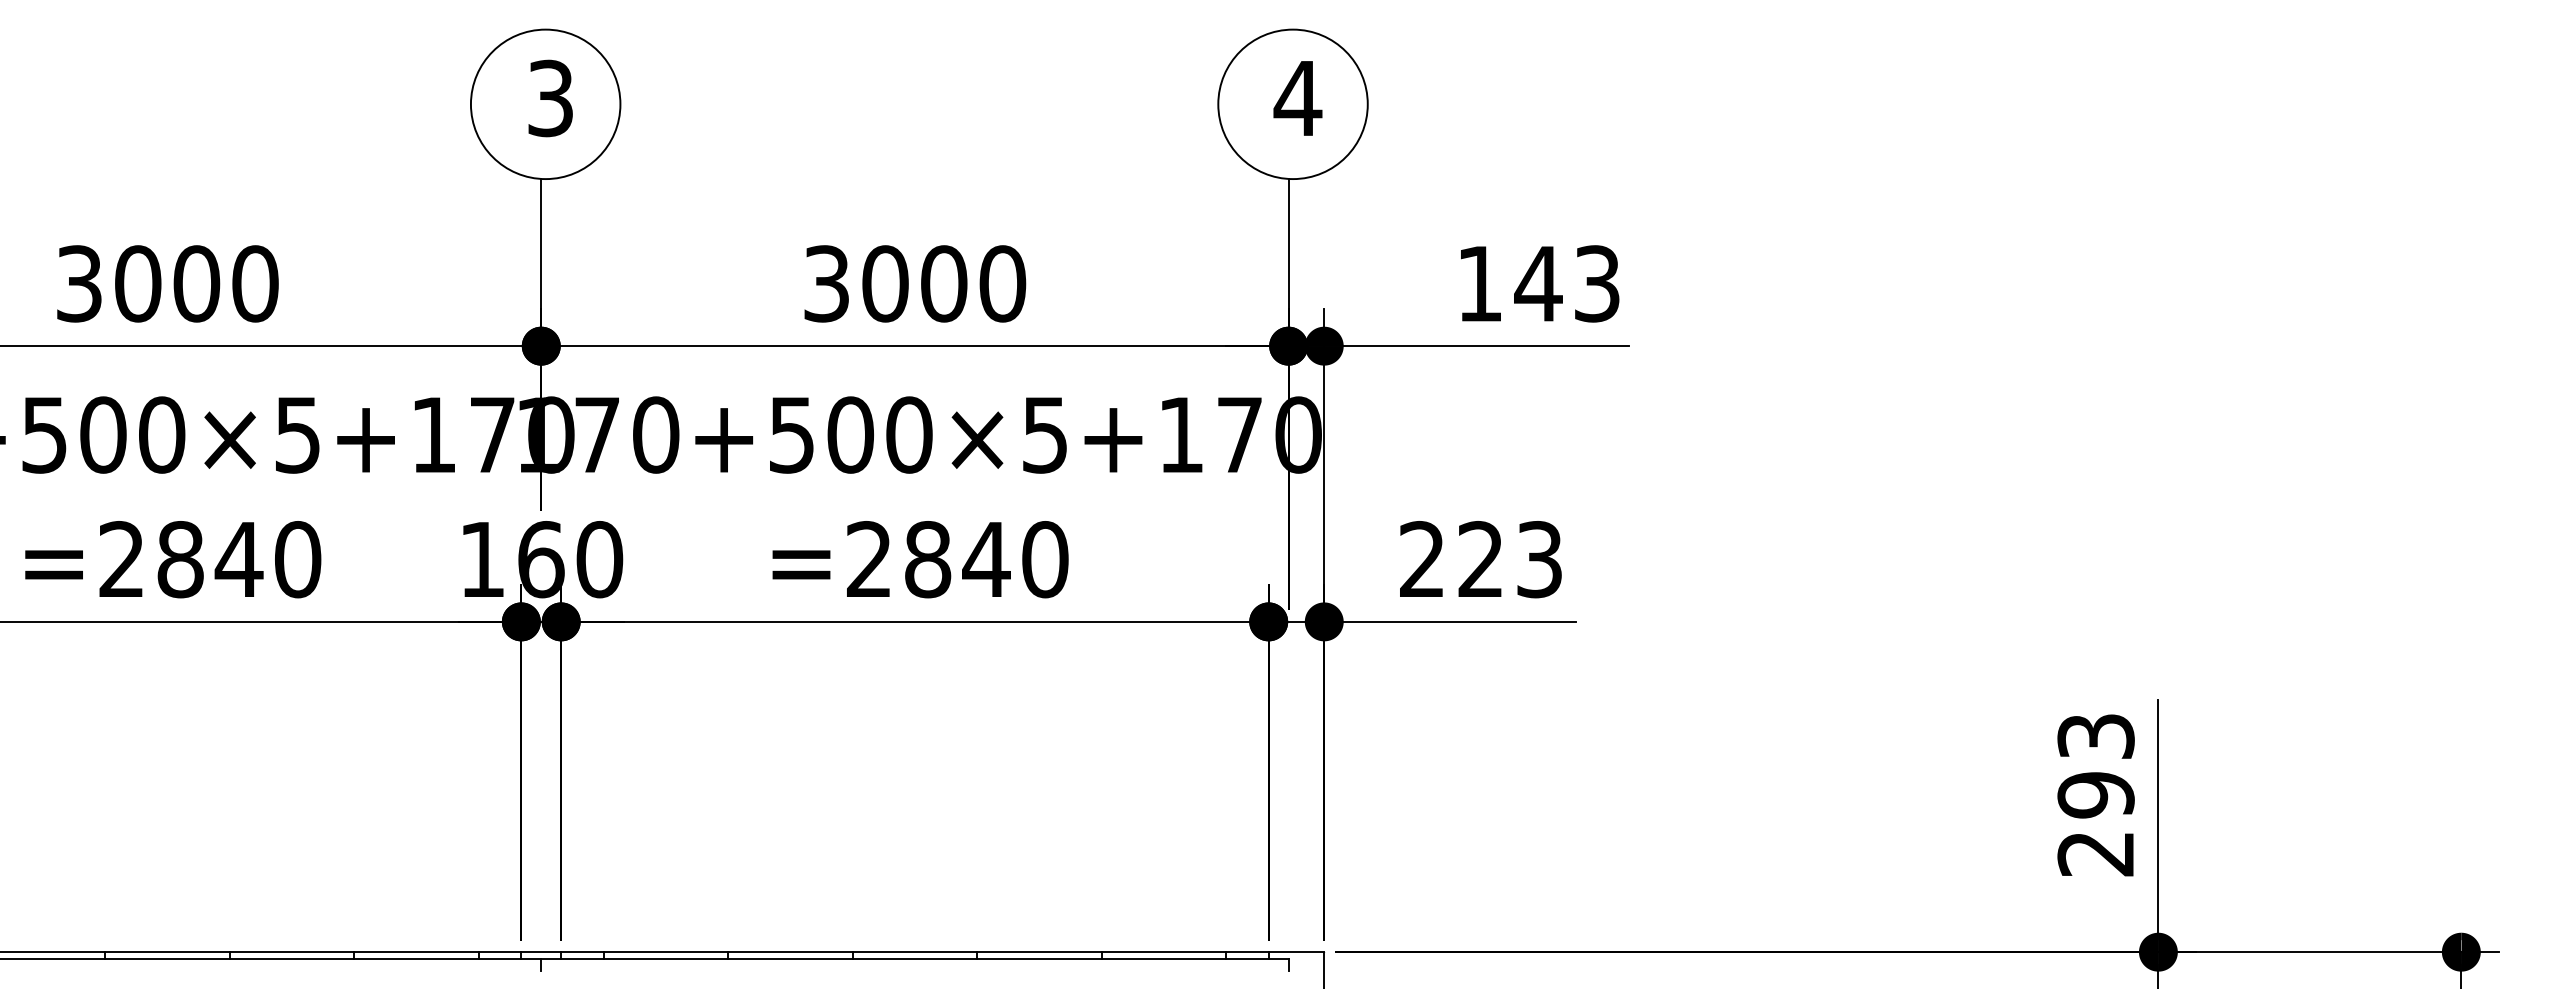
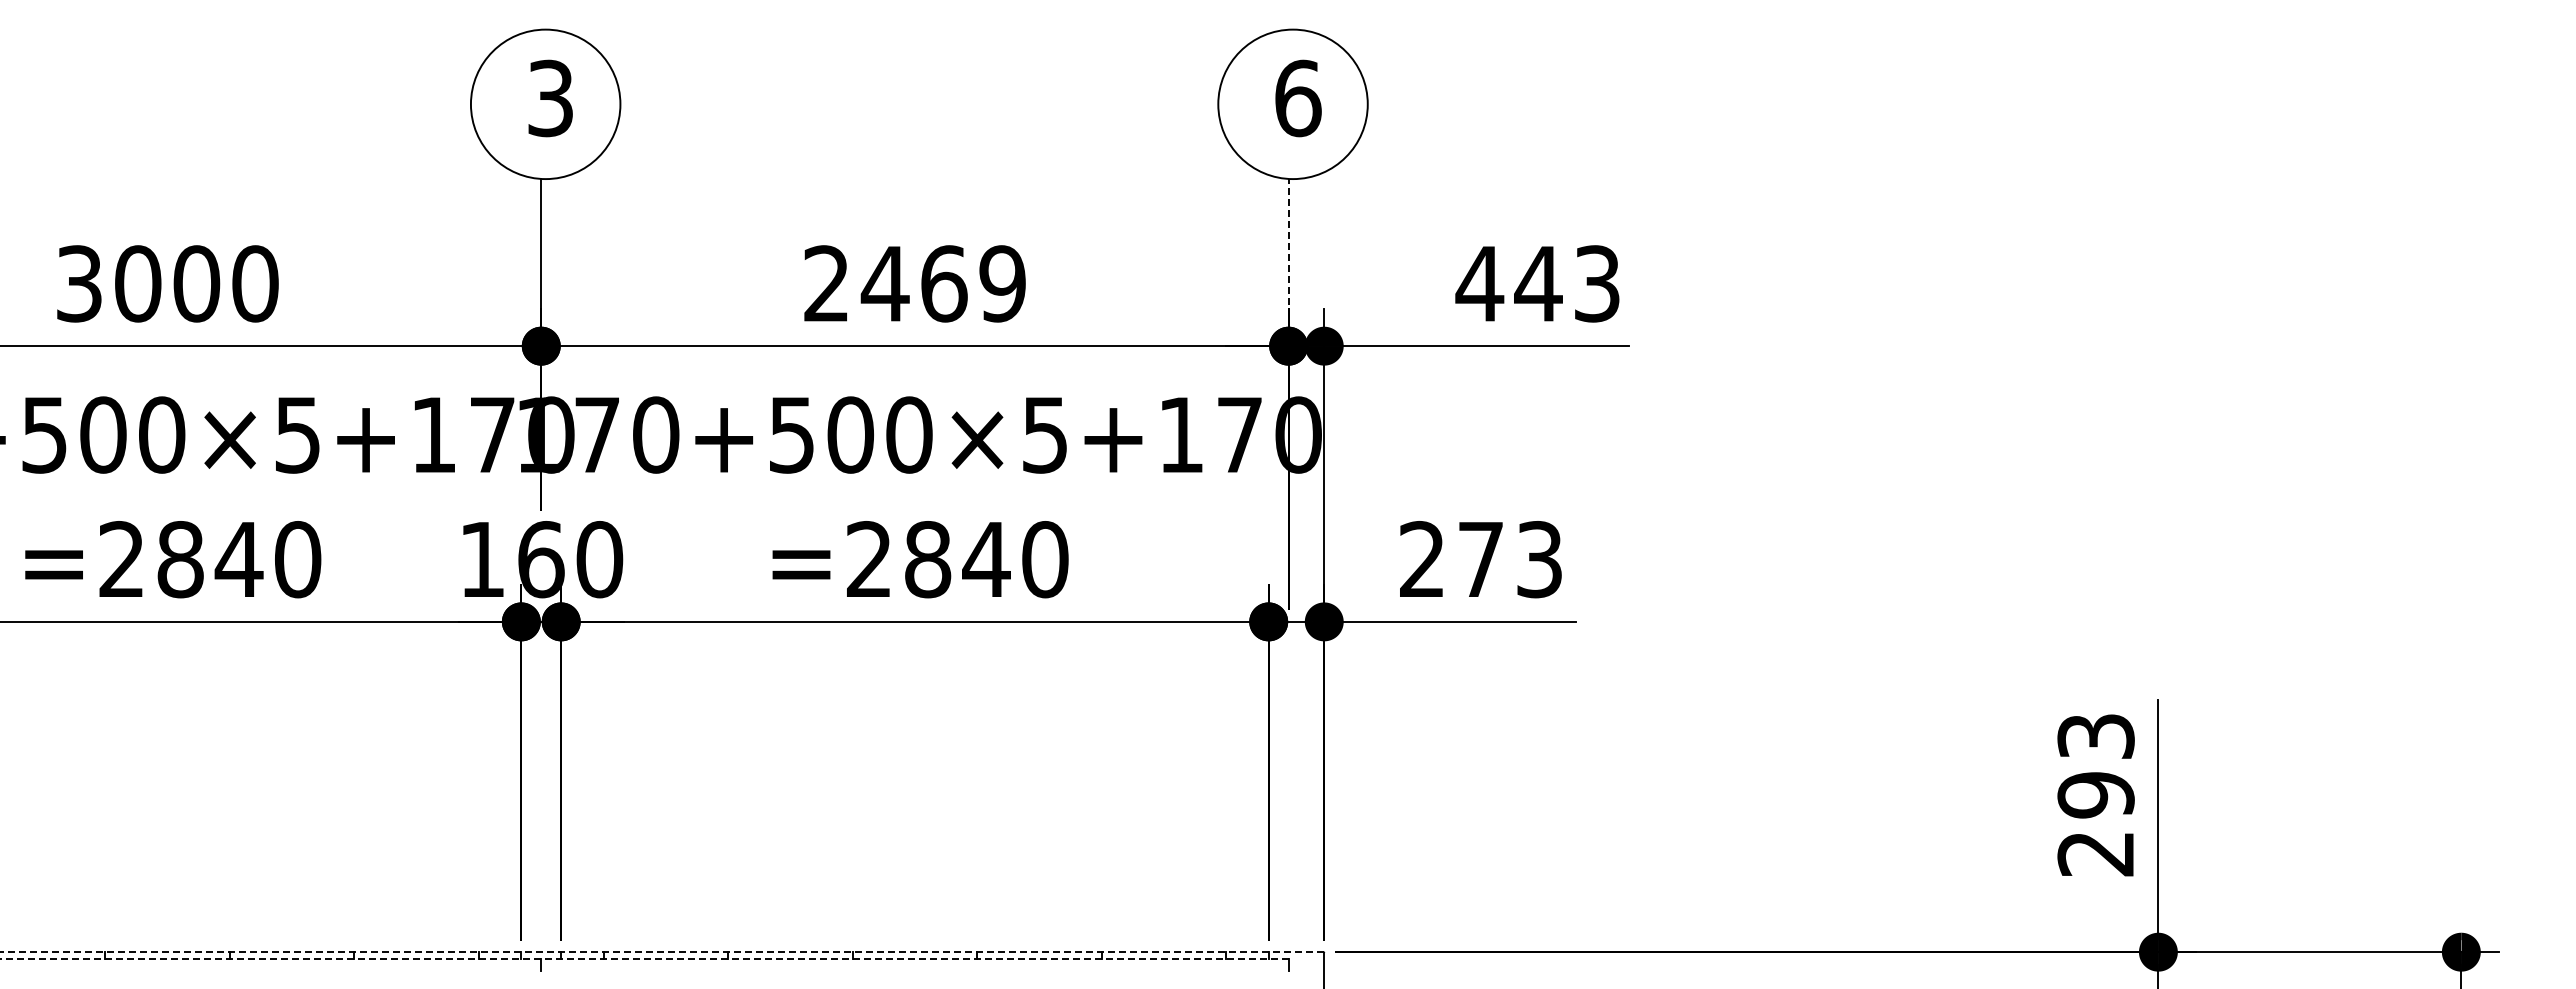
text: 4 -> 6 (1297, 98)
line: solid -> dashed (1288, 247)
text: 3000 -> 2469 (915, 283)
text: 143 -> 443 (1479, 283)
text: 223 -> 273 (1480, 558)
line: solid -> dashed (661, 952)
line: solid -> dashed (644, 958)
